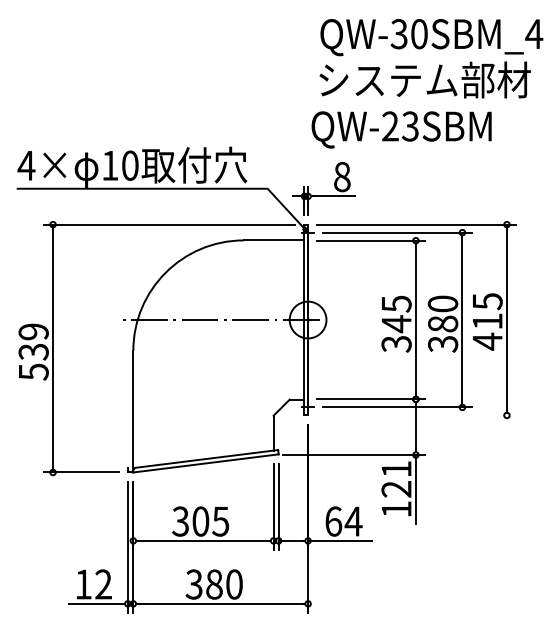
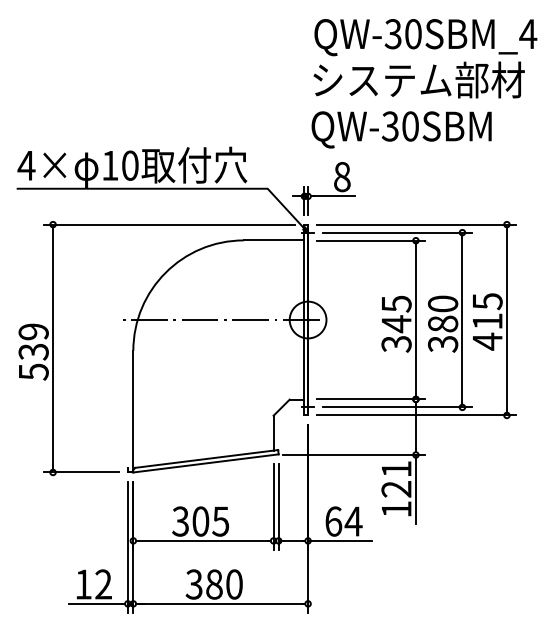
text position: (431, 58) -> (425, 58) (425, 58)
text: QW-23SBM -> QW-30SBM (399, 126)
line: none -> present (416, 415)
